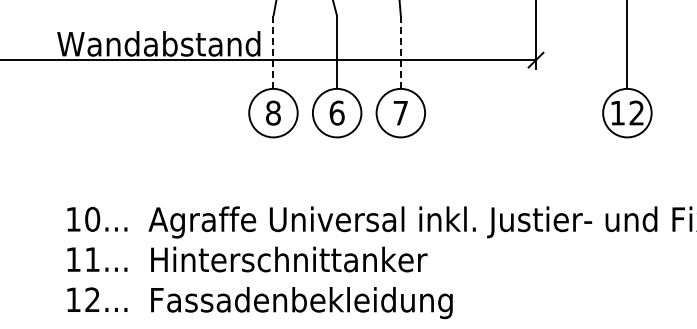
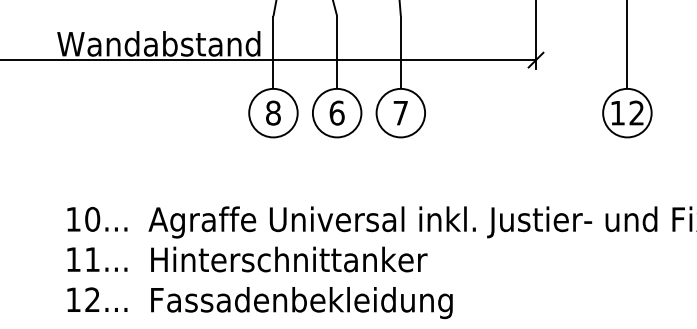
line: dashed -> solid (273, 52)
line: dashed -> solid (400, 52)
